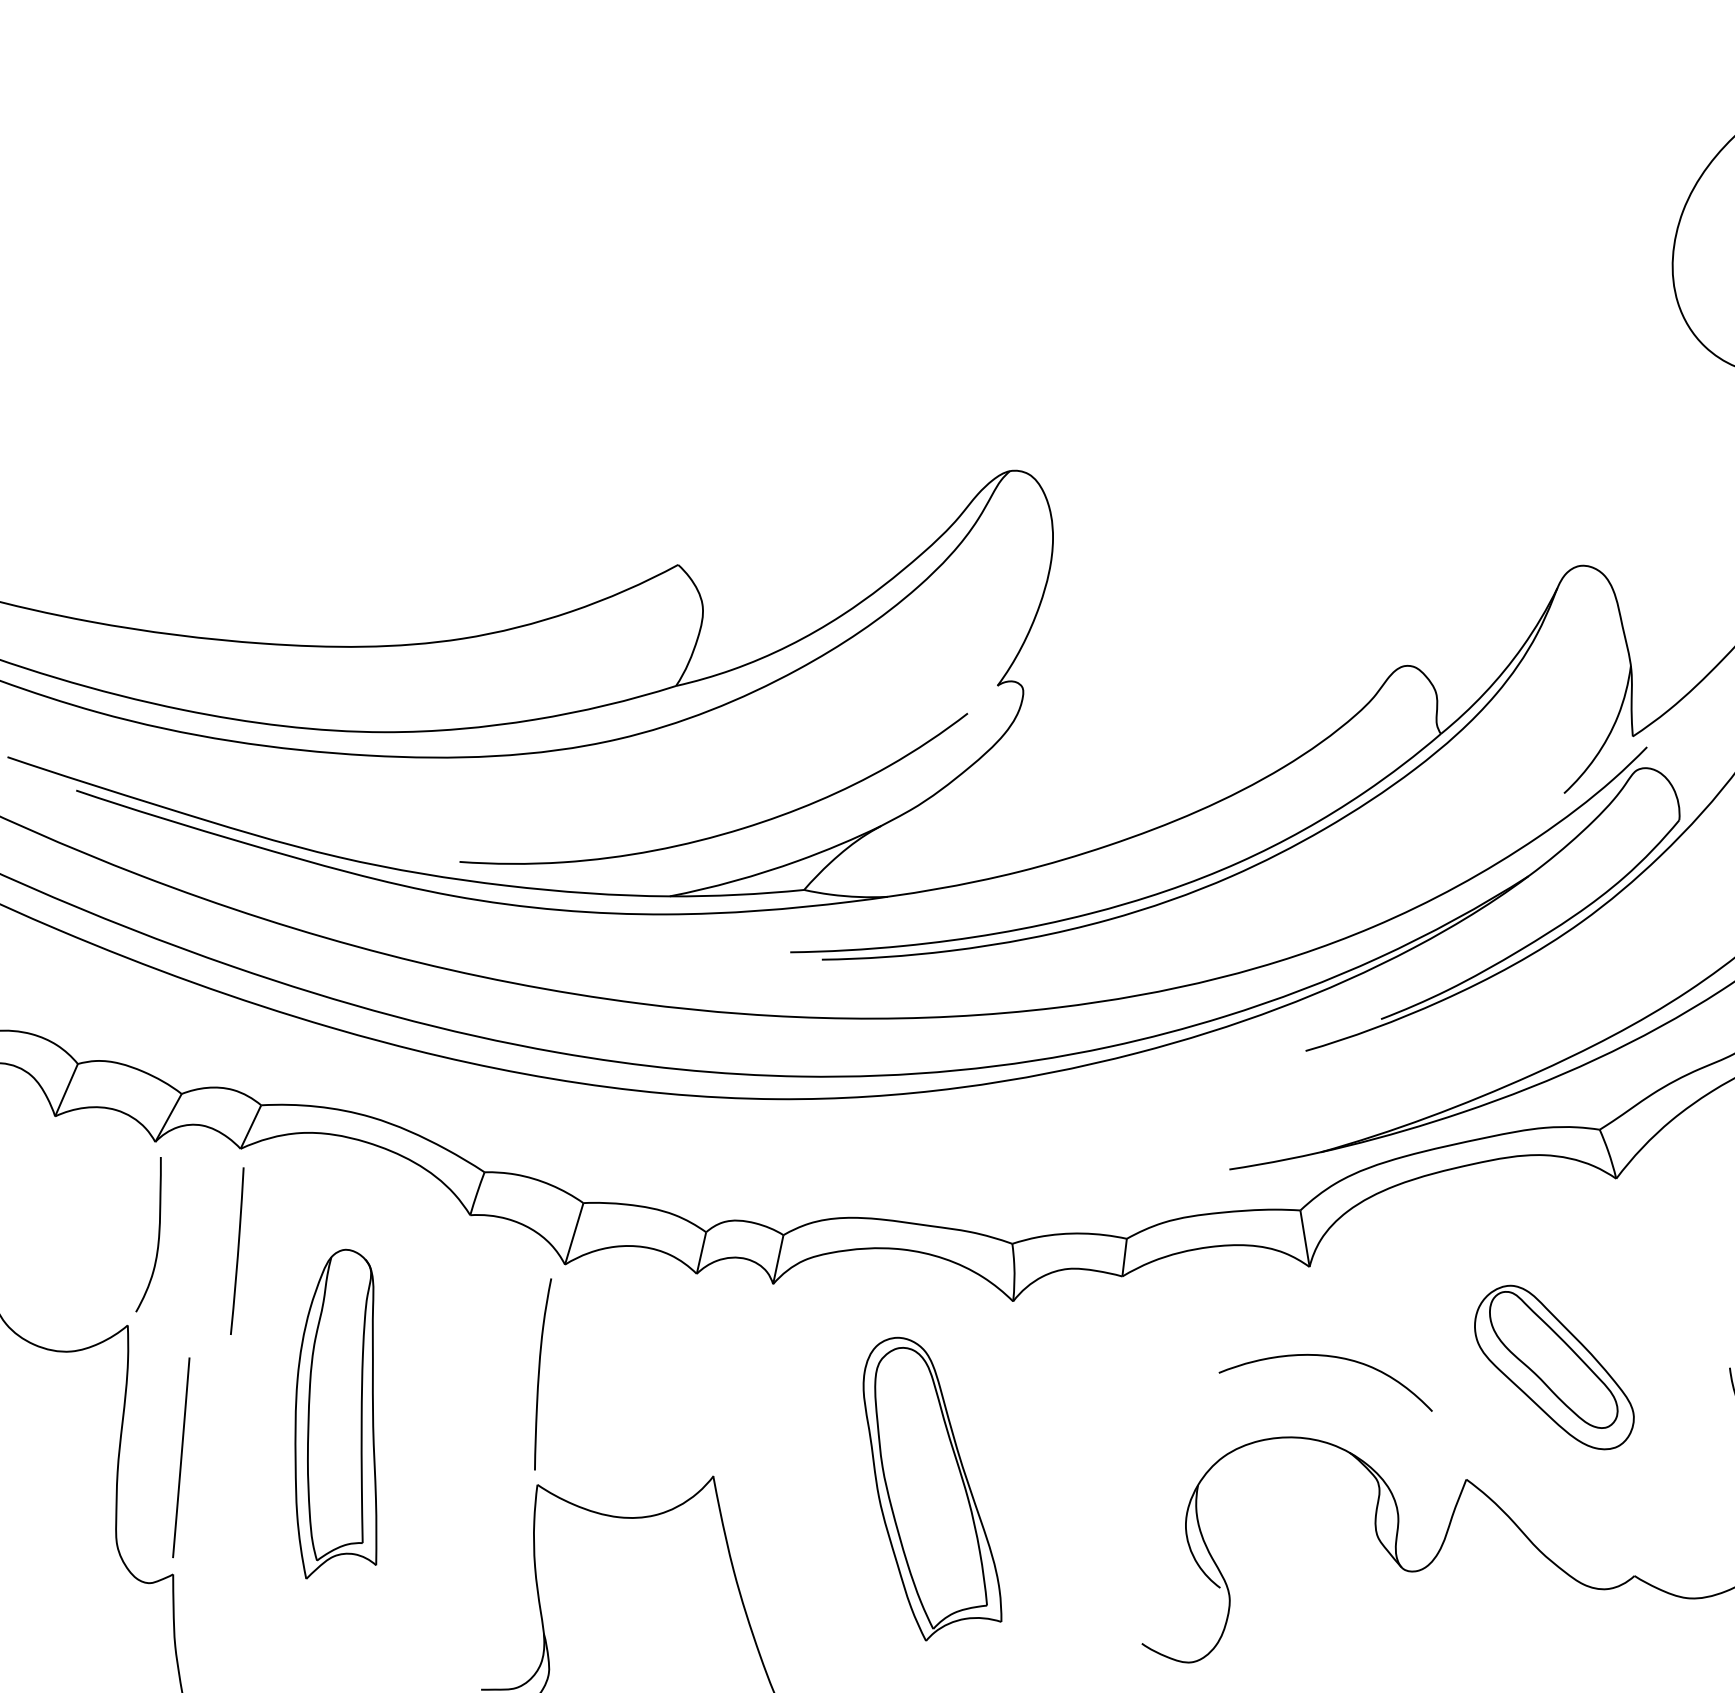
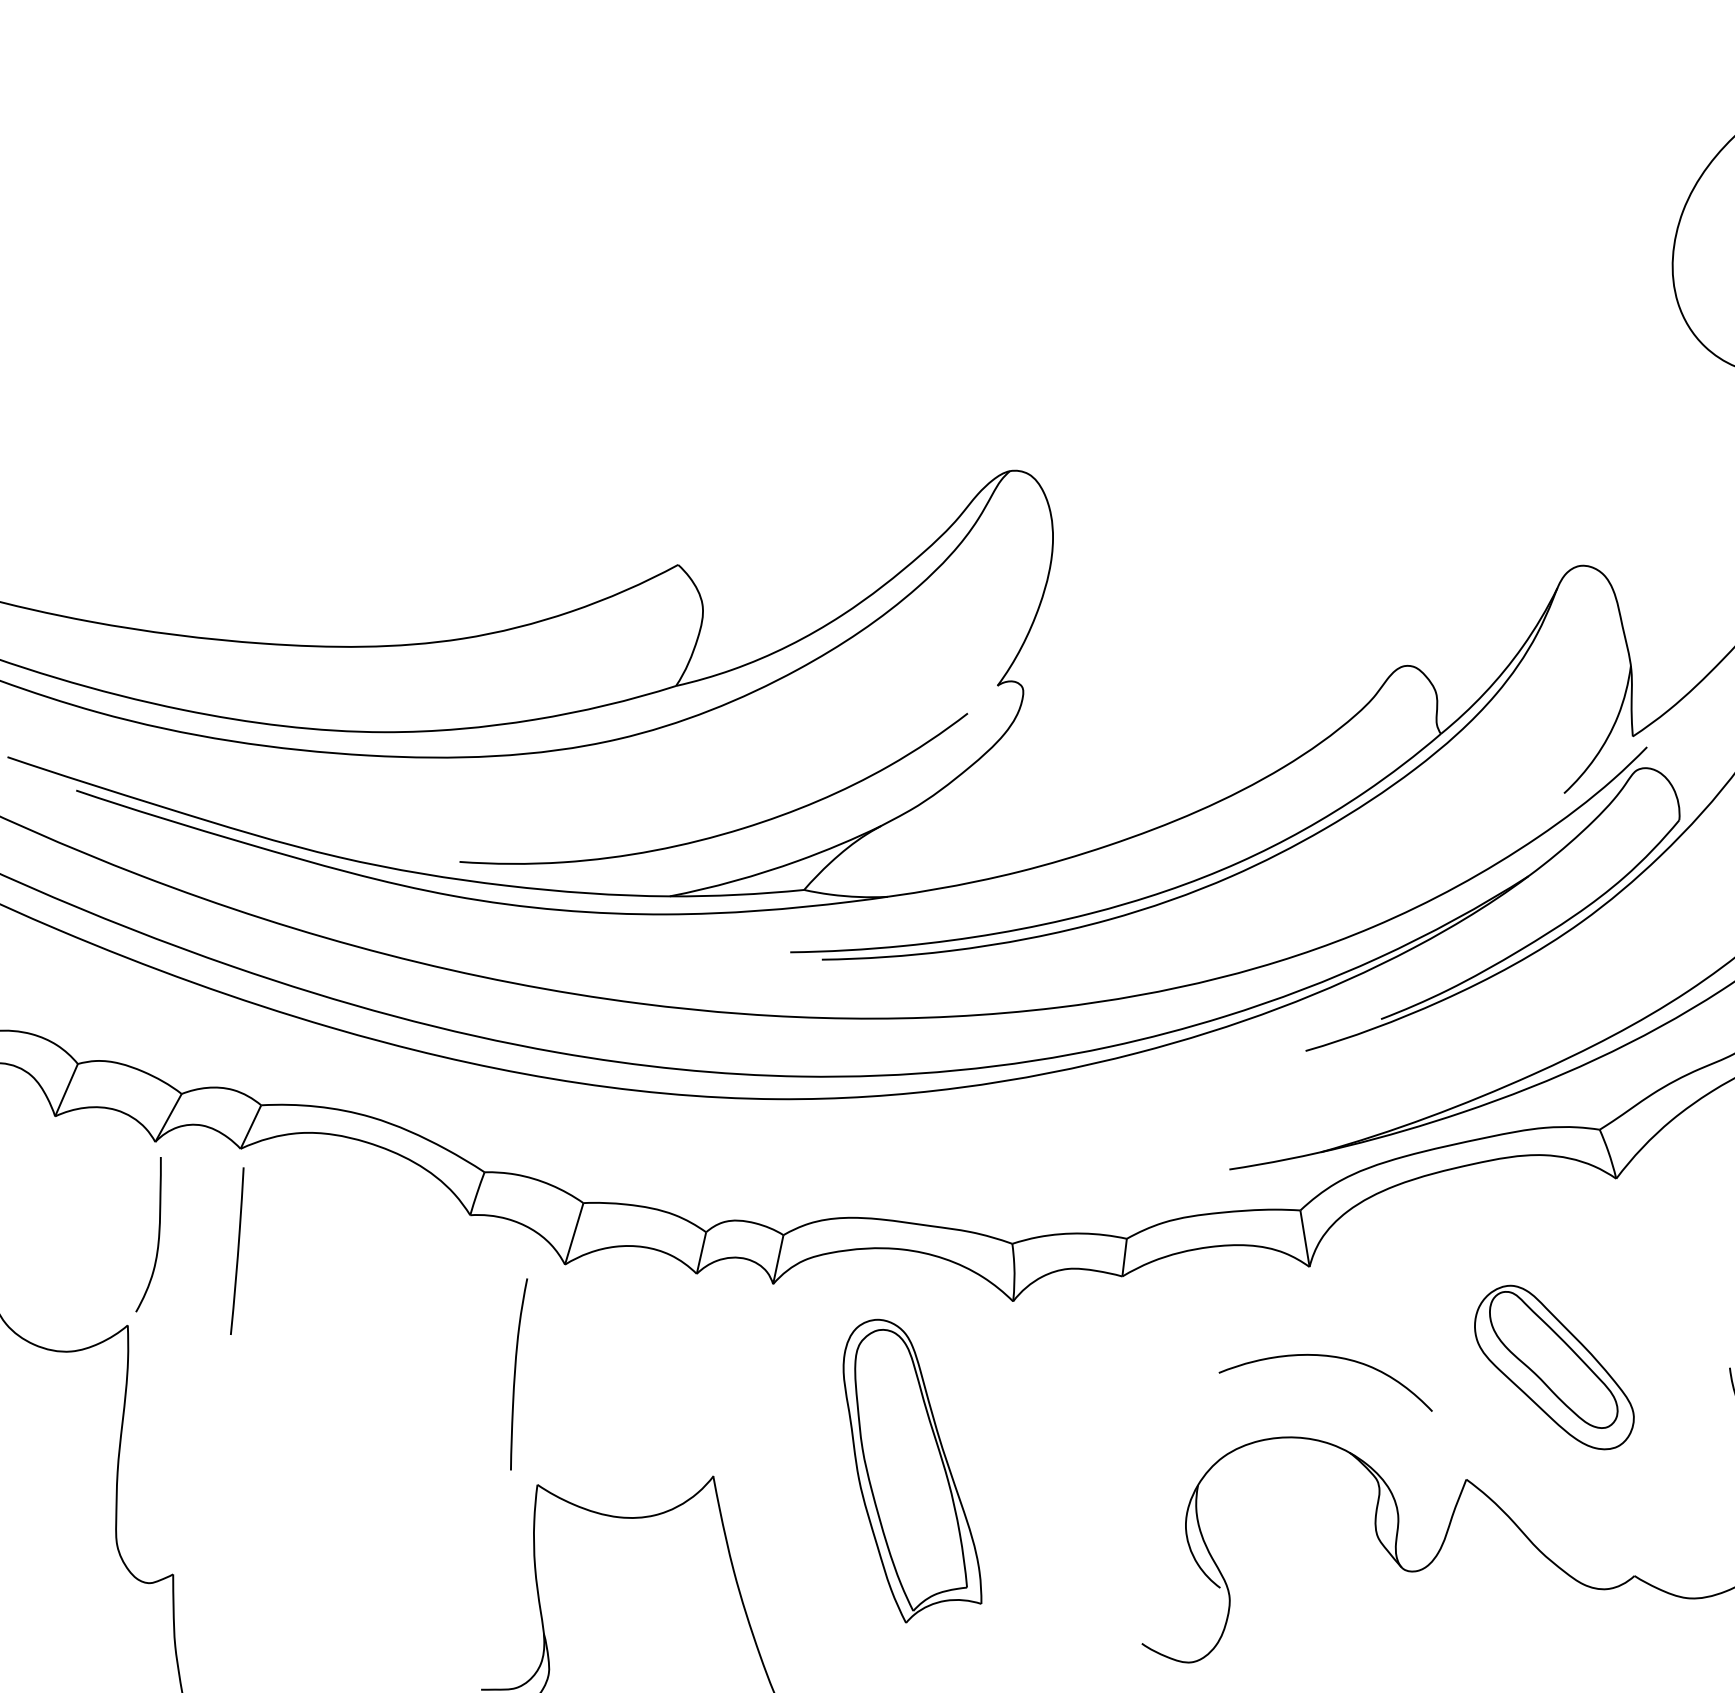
curve position: (539, 1374) -> (515, 1374) (515, 1374)
part: present -> none (335, 1413)
line: present -> none (181, 1457)
part position: (932, 1488) -> (912, 1470) (912, 1470)
